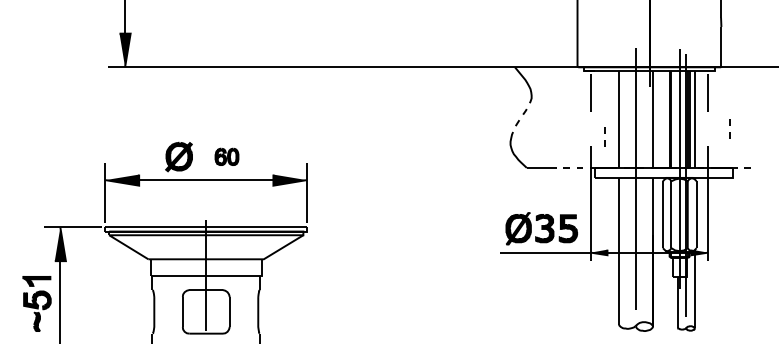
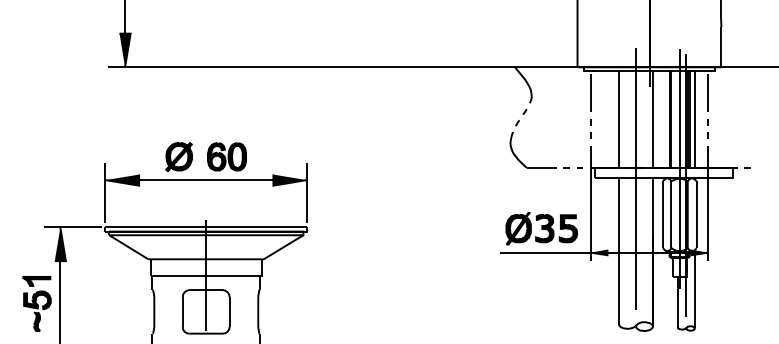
line position: (729, 125) -> (707, 125) (707, 125)
line position: (604, 133) -> (590, 125) (590, 125)
part size: 26x19 px -> 40x30 px (226, 156)
